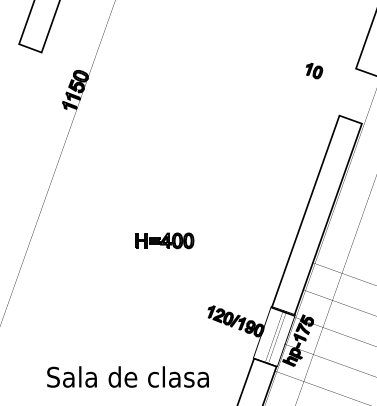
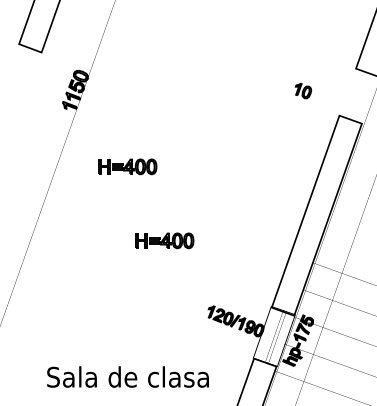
part position: (314, 70) -> (303, 90) (303, 90)
part: none -> present (127, 166)
